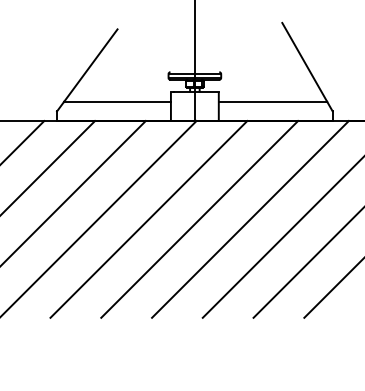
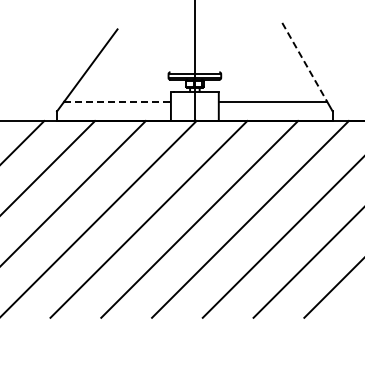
line: solid -> dashed (305, 62)
line: solid -> dashed (118, 101)
